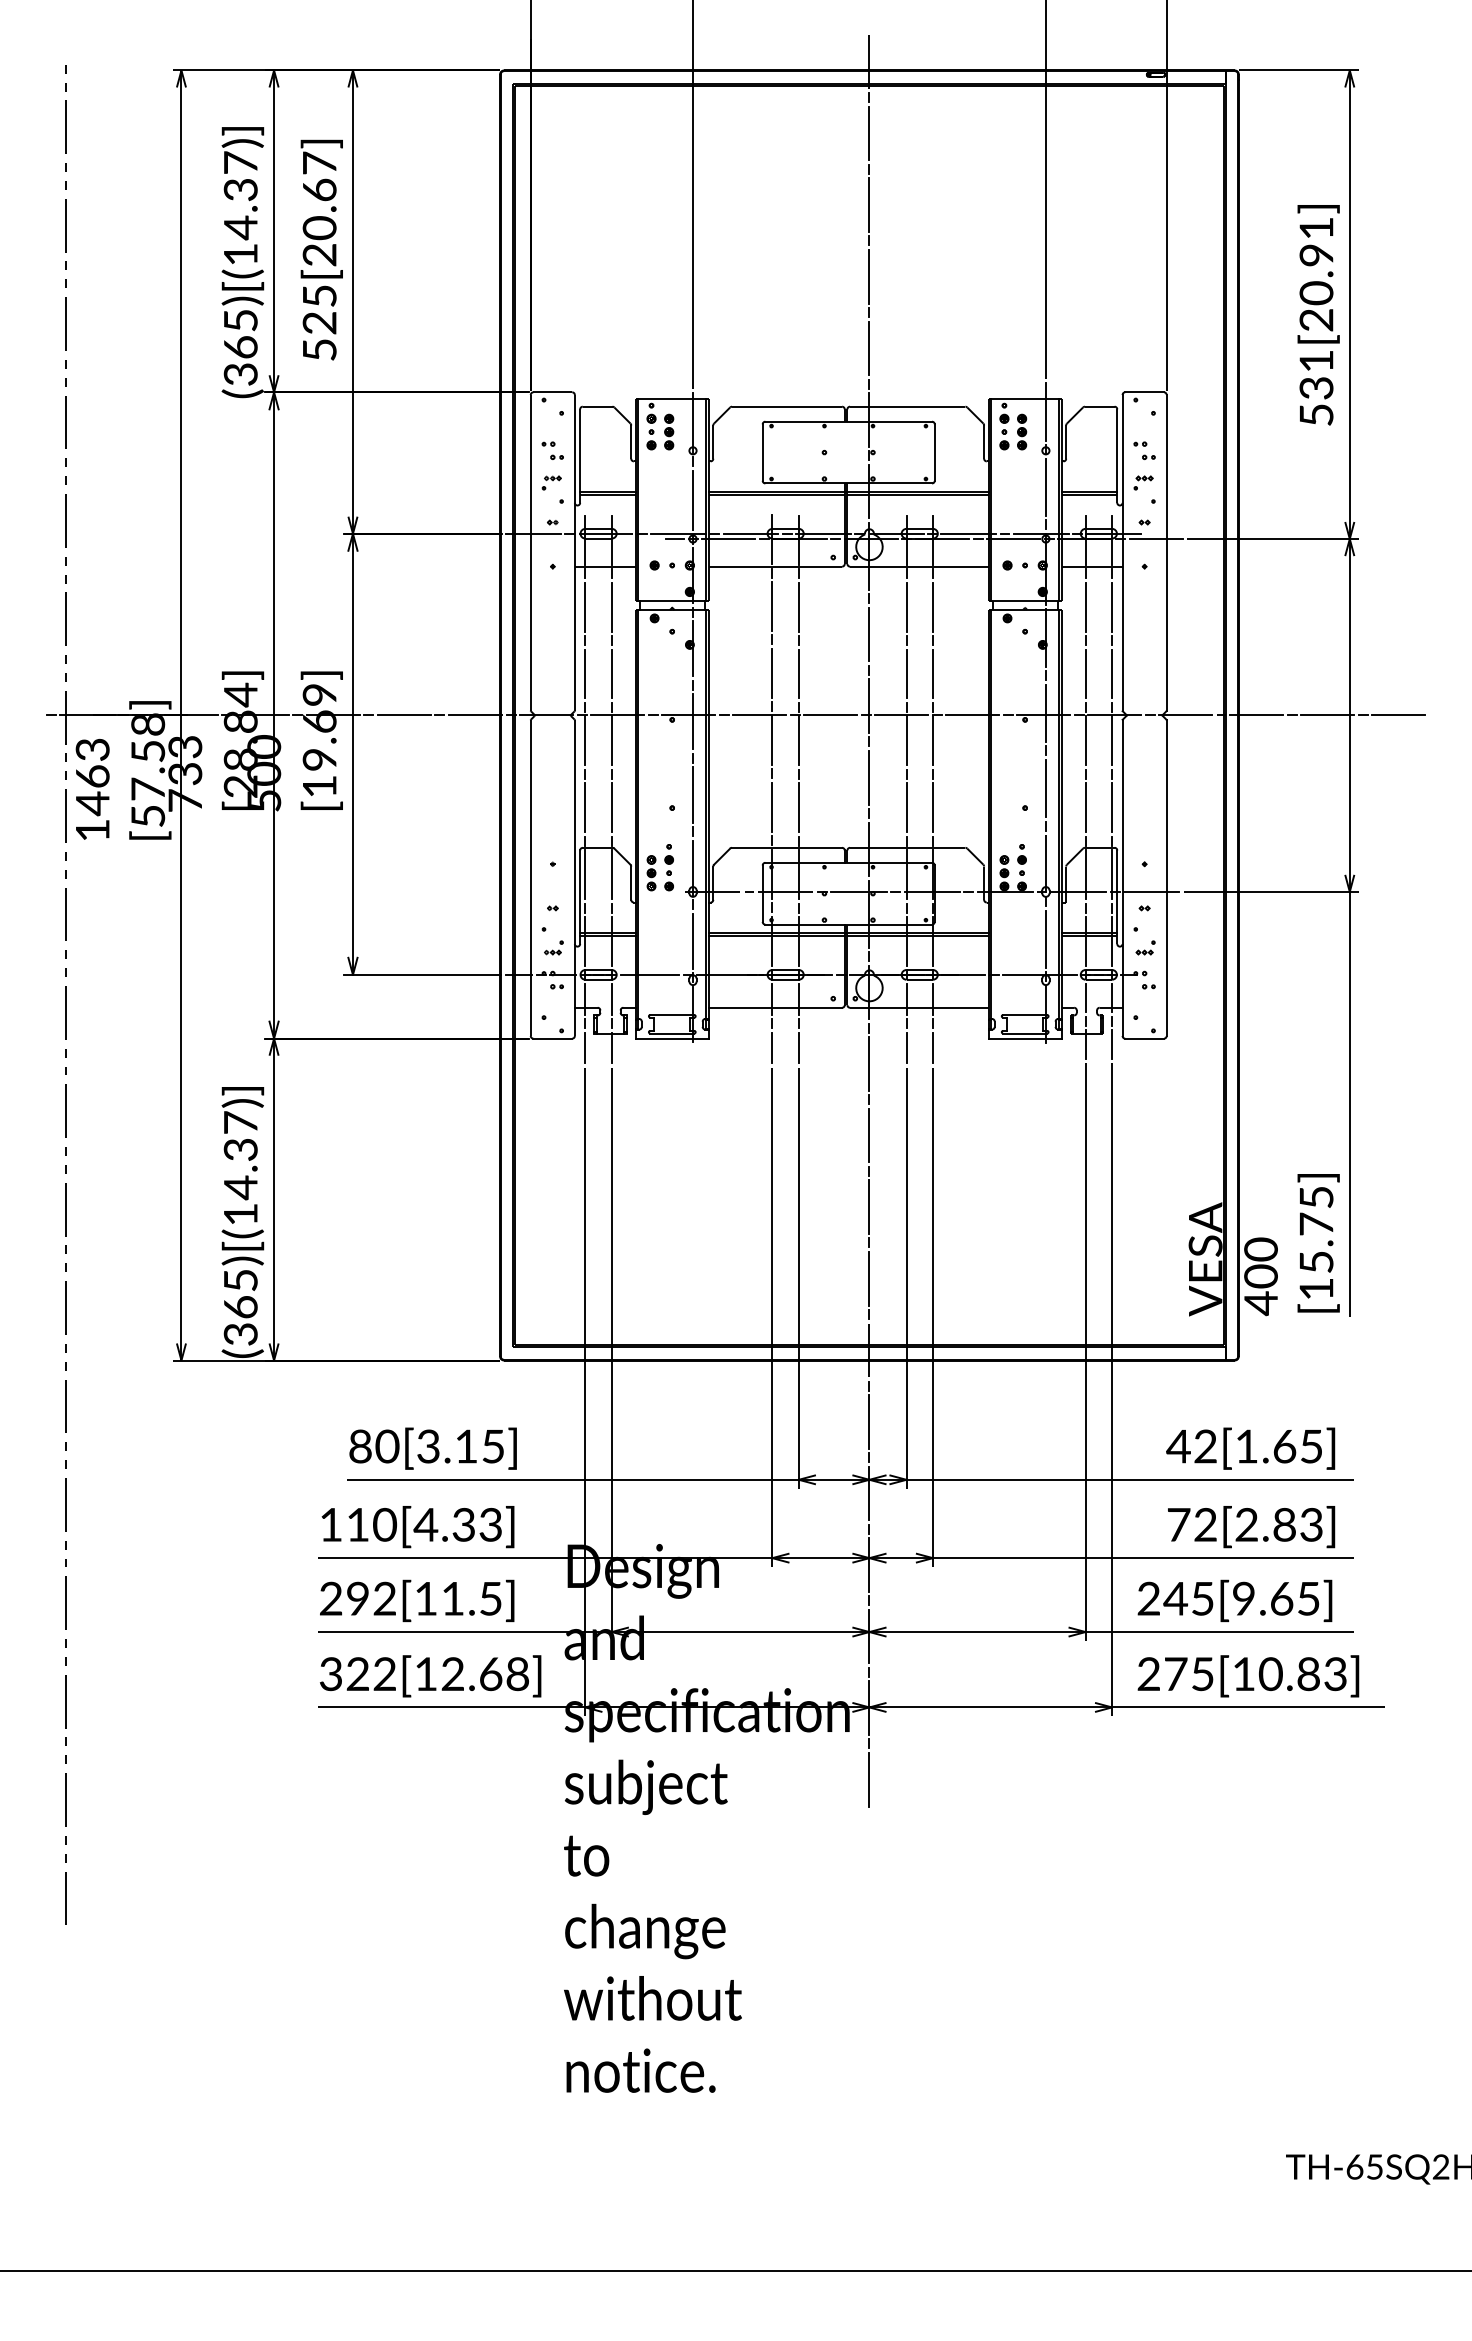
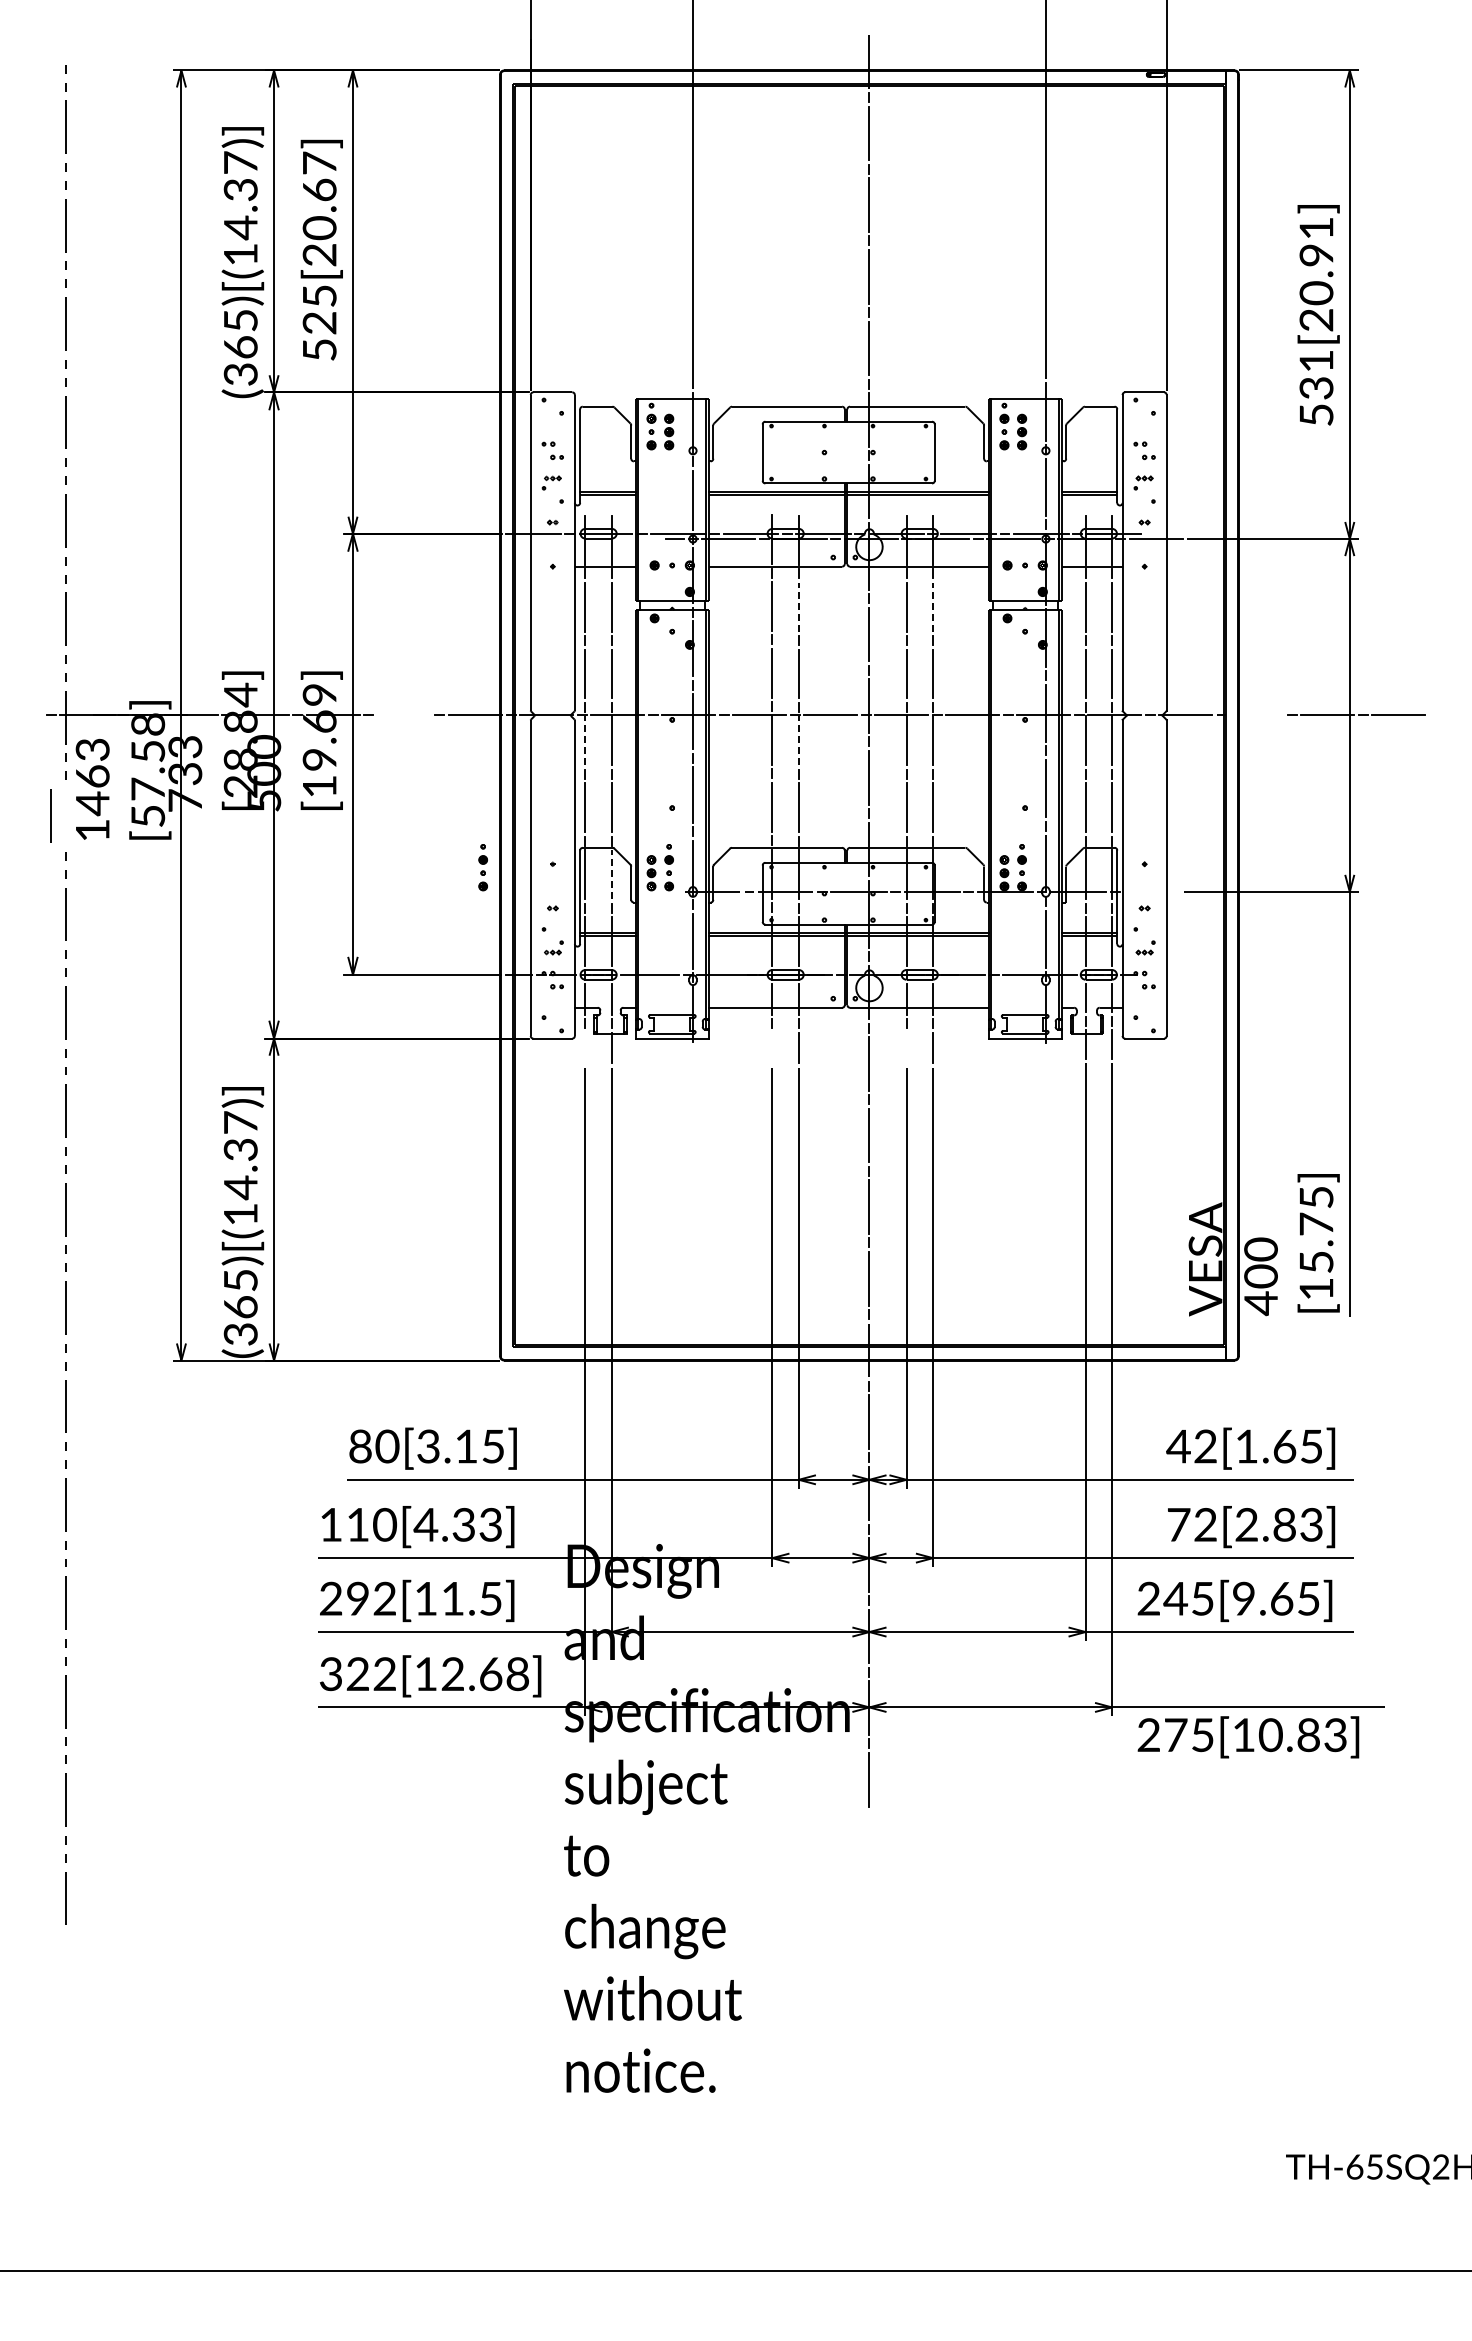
line: solid -> dashed (798, 606)
line: solid -> dashed (932, 606)
line: present -> none (403, 715)
line: present -> none (1256, 715)
line: solid -> dashed (585, 740)
line: solid -> dashed (798, 740)
line position: (65, 815) -> (50, 815) (50, 815)
part: none -> present (482, 867)
line: solid -> dashed (611, 874)
line: present -> none (1151, 891)
line: present -> none (585, 1047)
line: present -> none (772, 1047)
line: present -> none (906, 1047)
text position: (1248, 1676) -> (1248, 1737) (1248, 1737)
